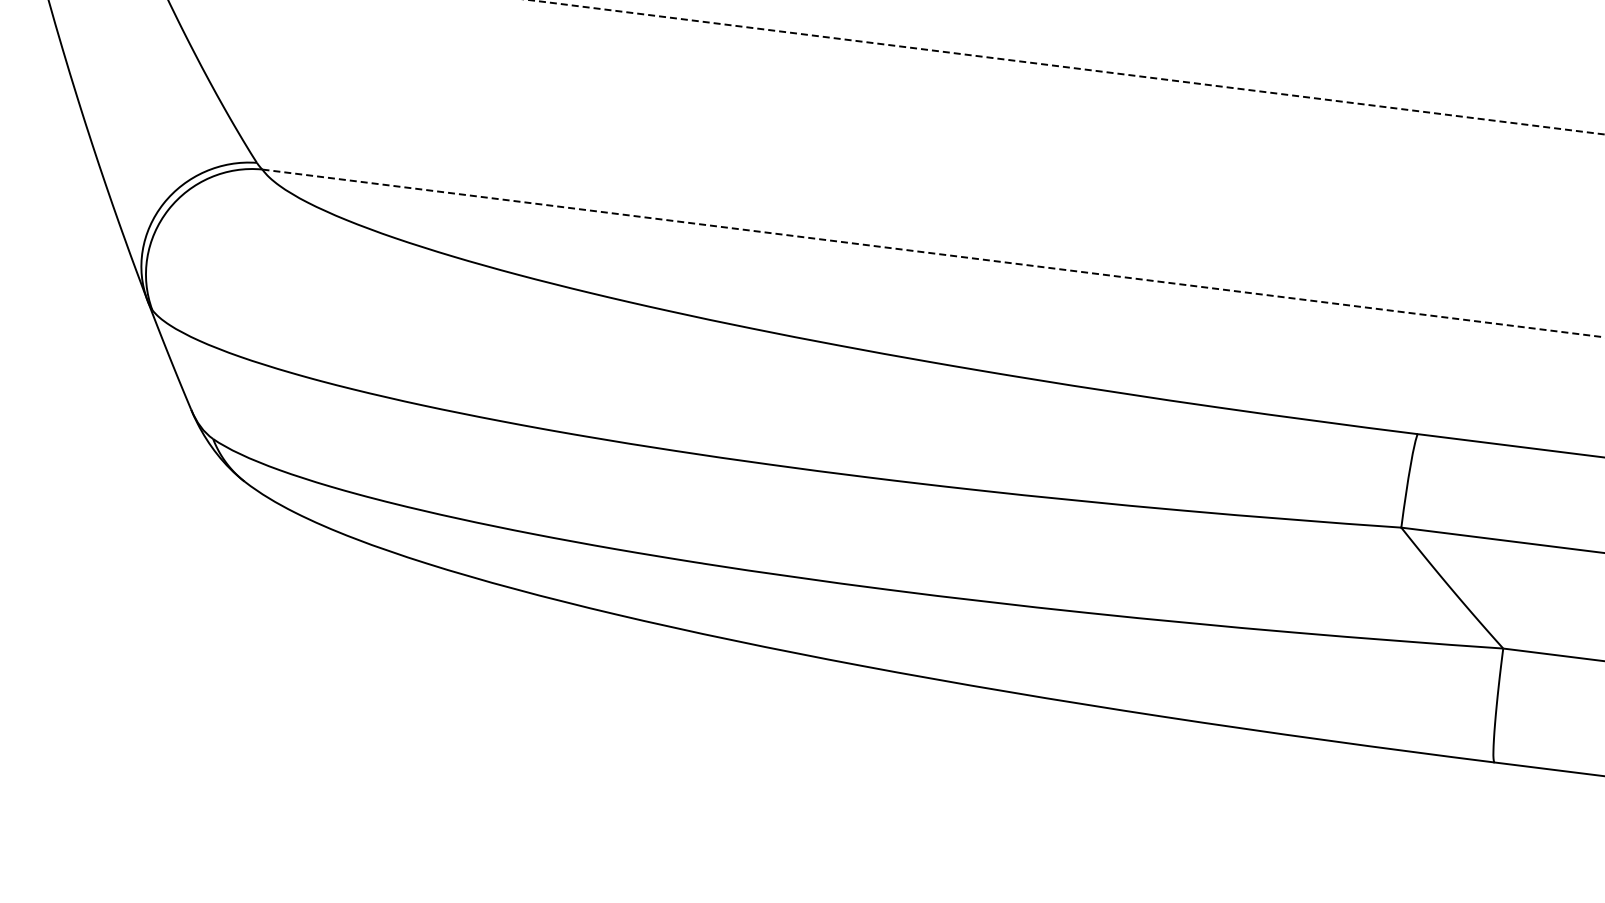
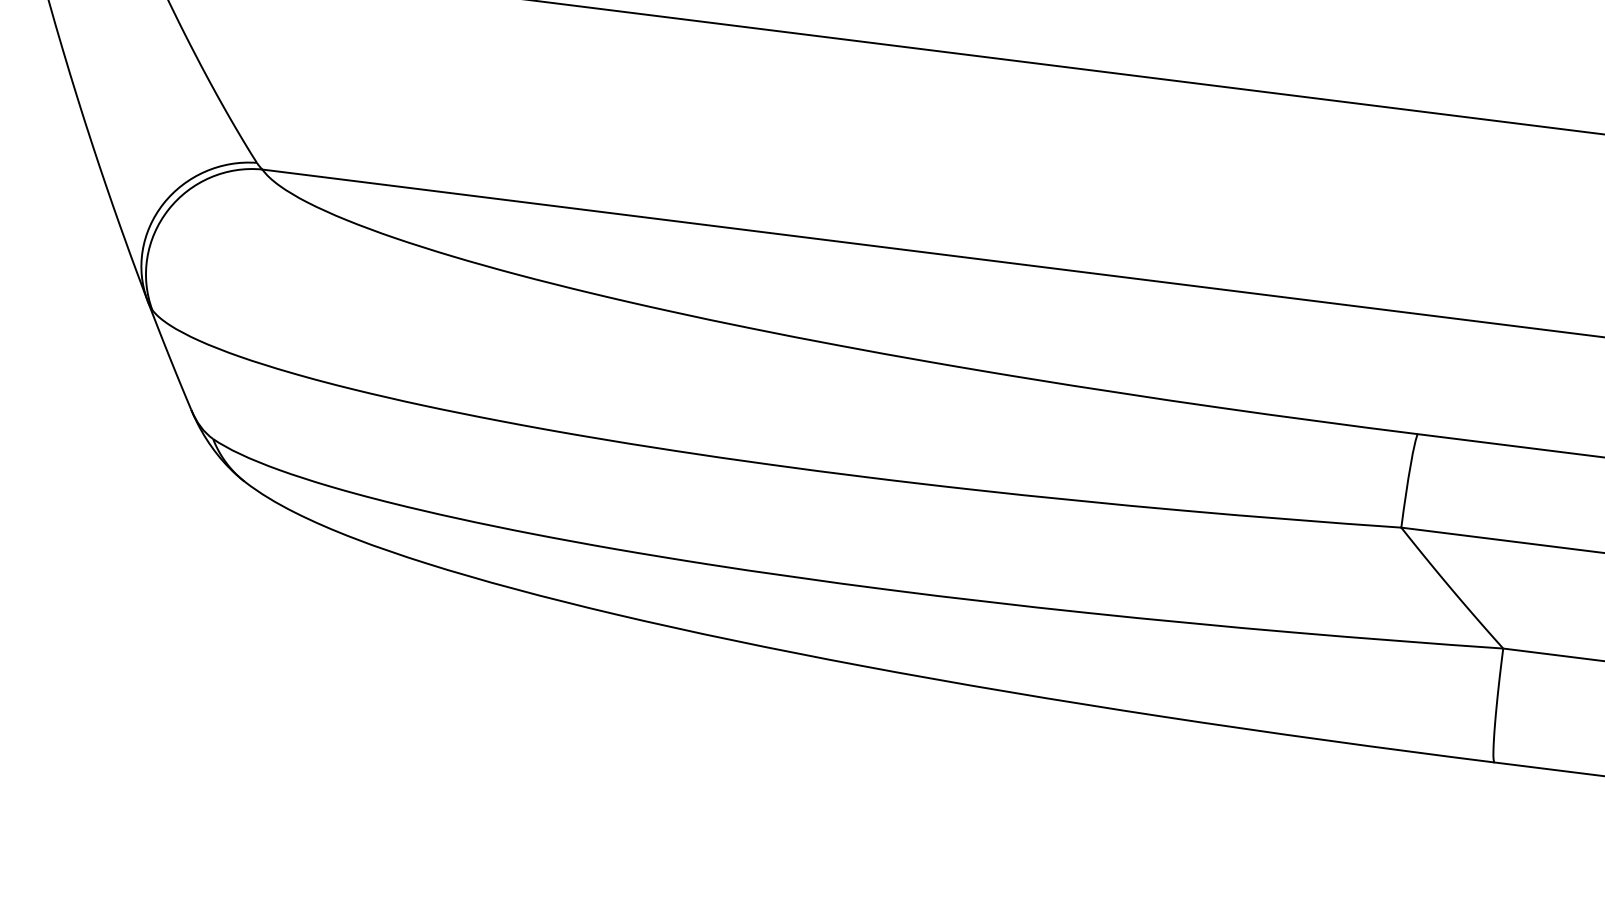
line: dashed -> solid (1066, 67)
line: dashed -> solid (934, 253)
